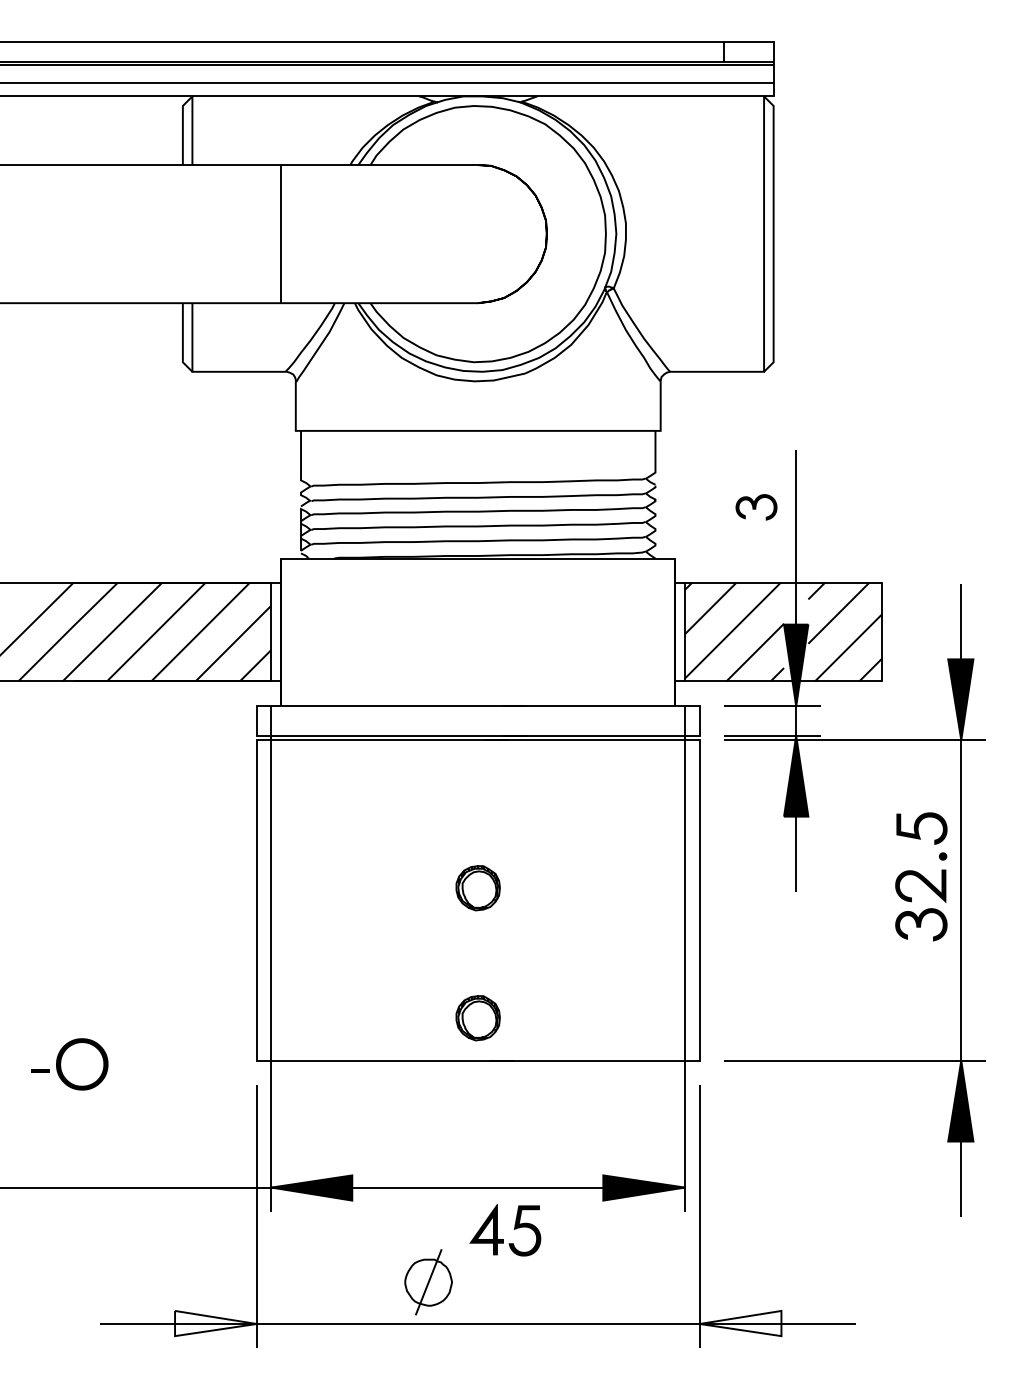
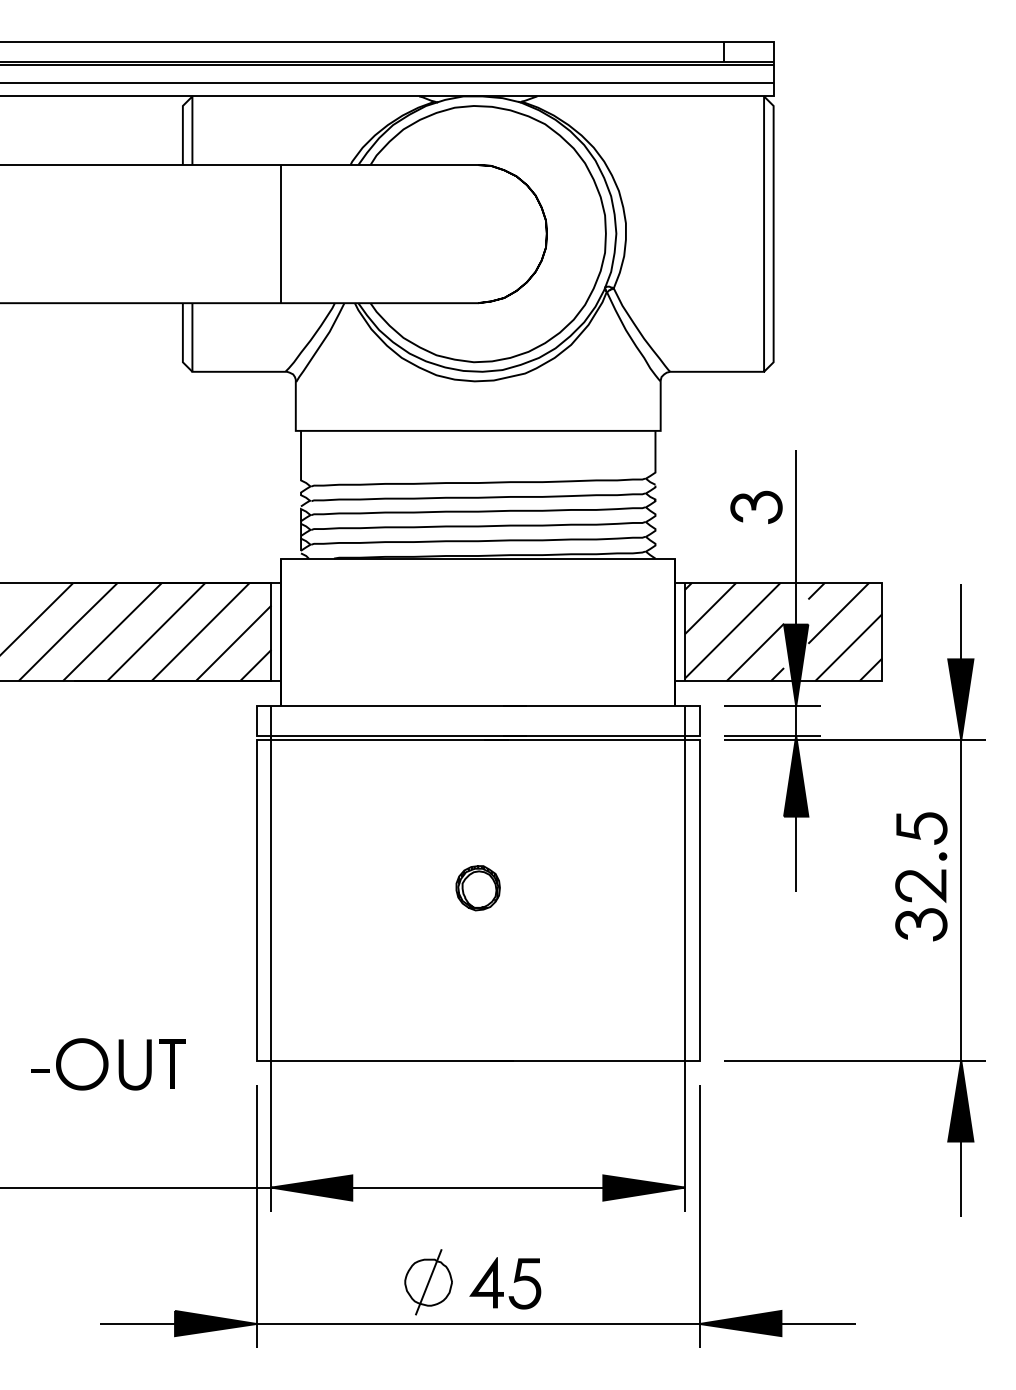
part size: 43x27 px -> 53x34 px (756, 506)
part: present -> none (477, 1018)
part: none -> present (172, 1063)
fill: none -> present (134, 1064)
part position: (497, 1230) -> (497, 1283) (497, 1283)
fill: none -> present (215, 1323)
fill: none -> present (740, 1323)
